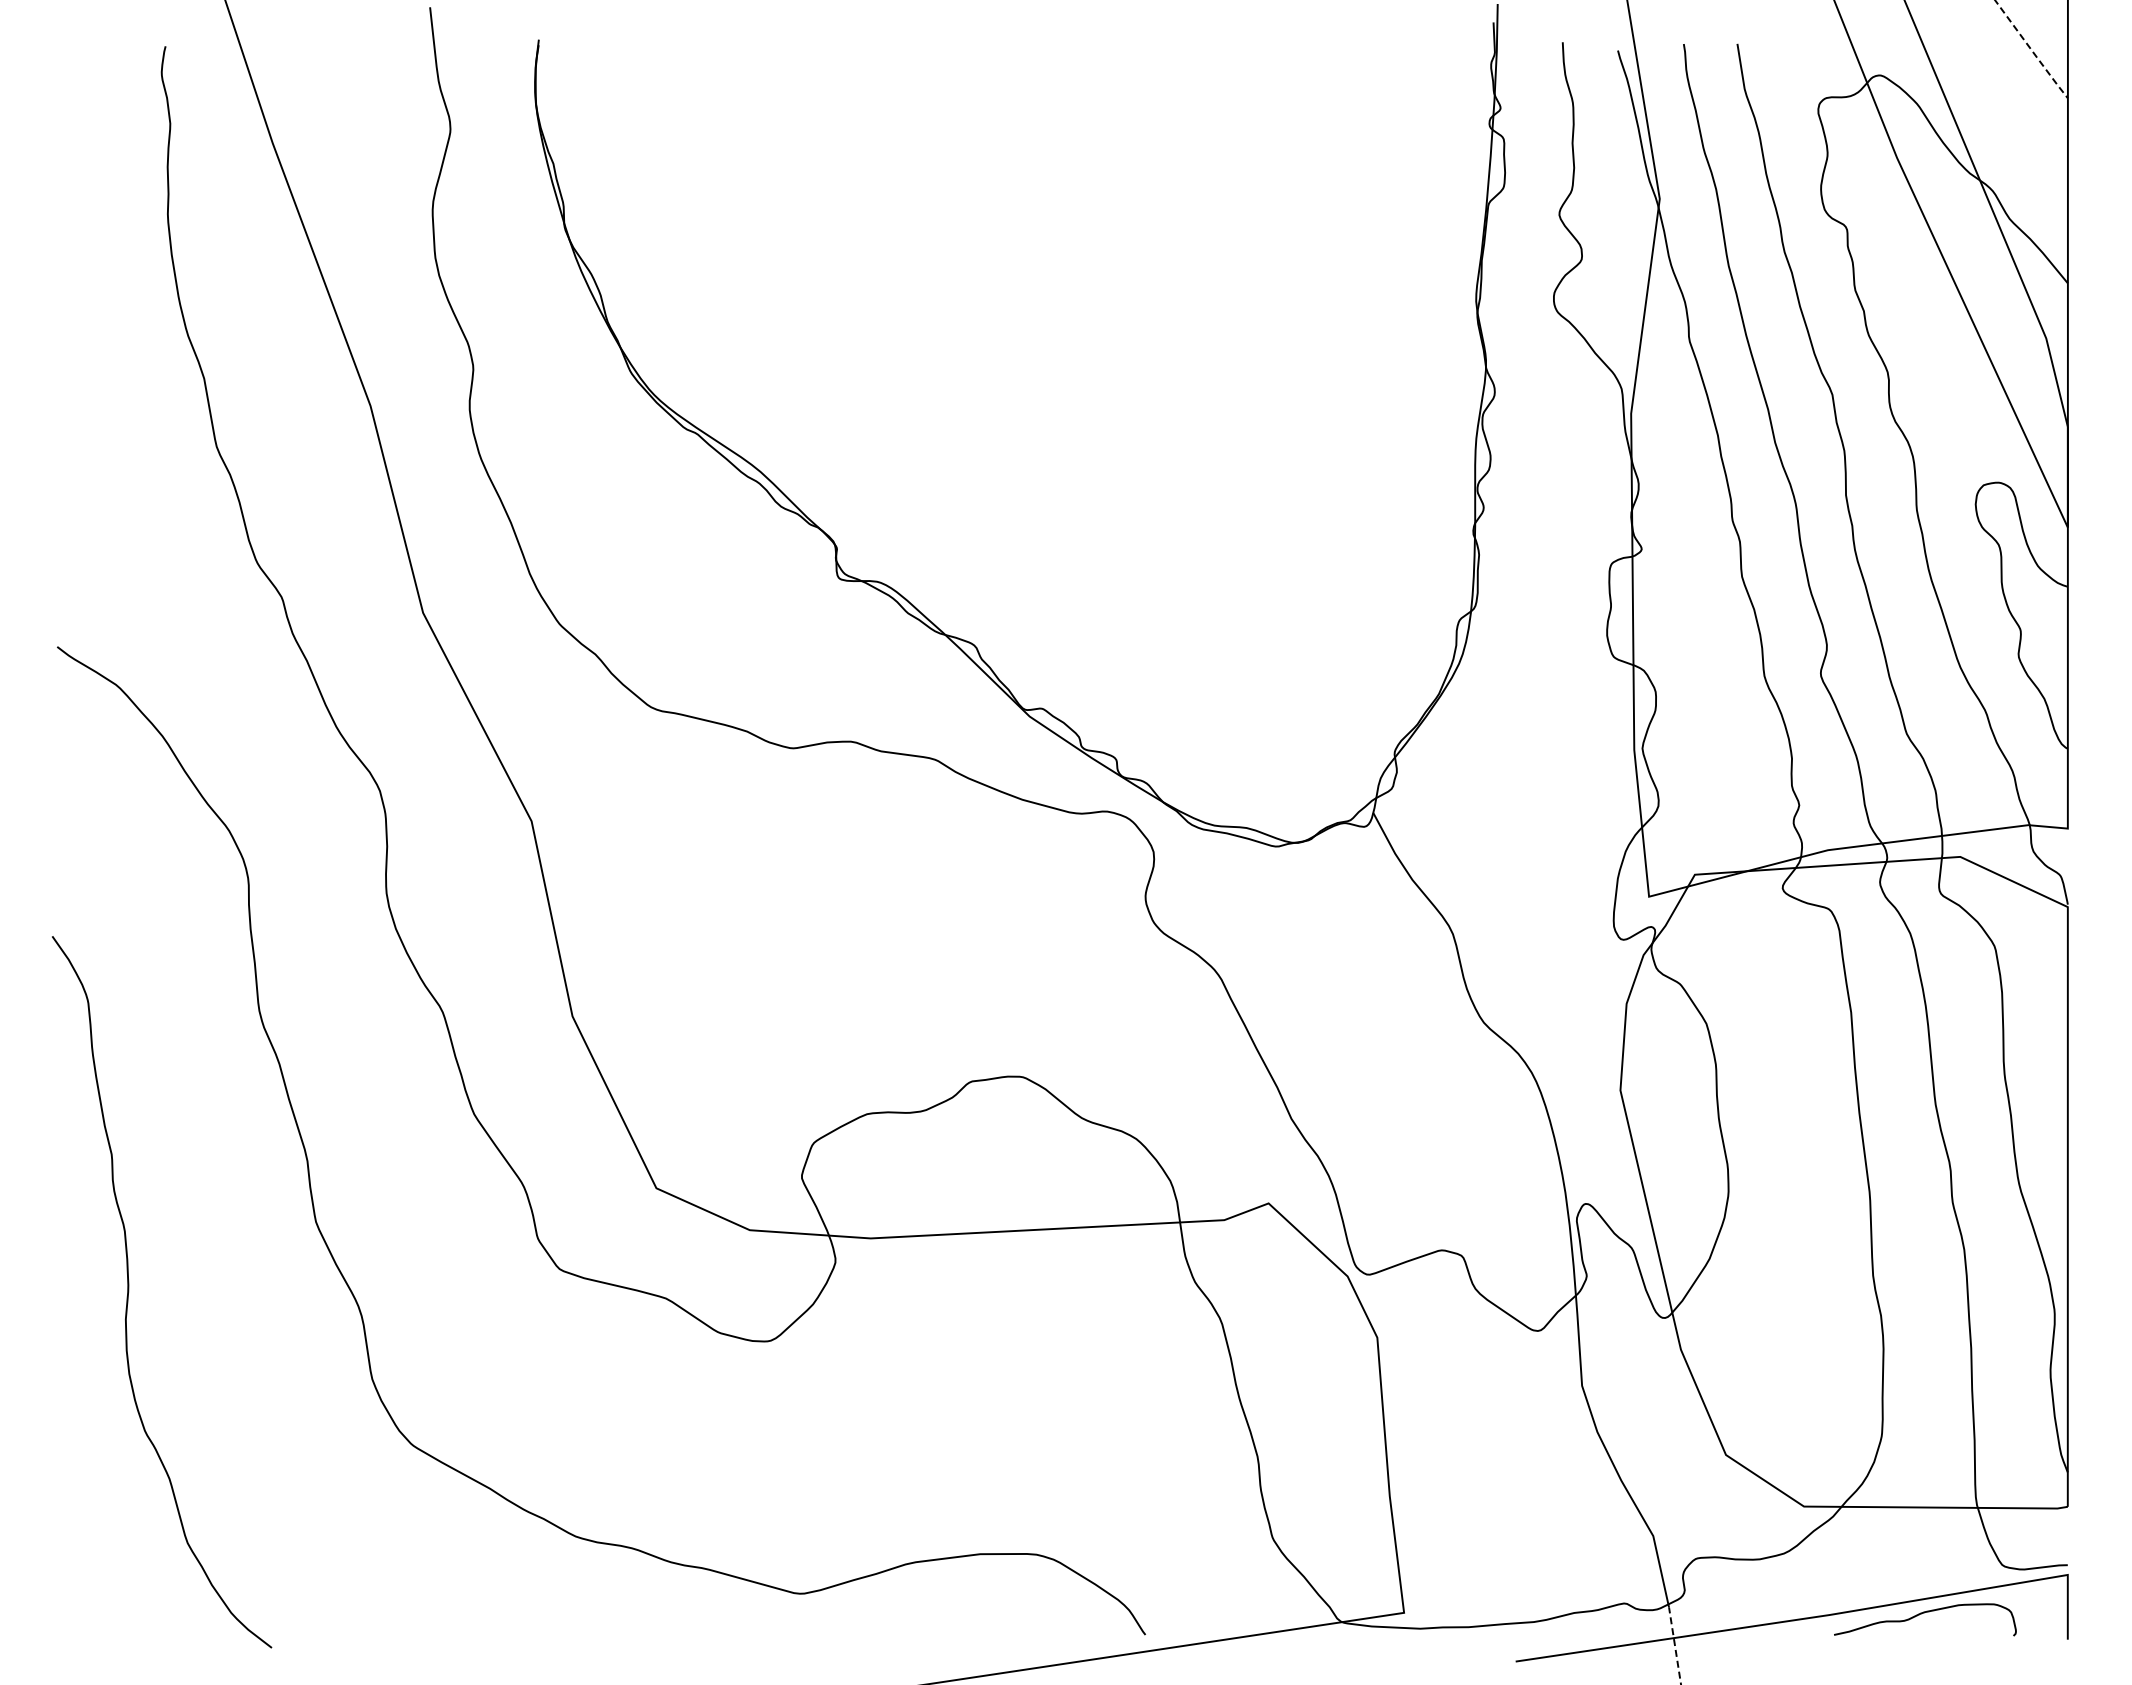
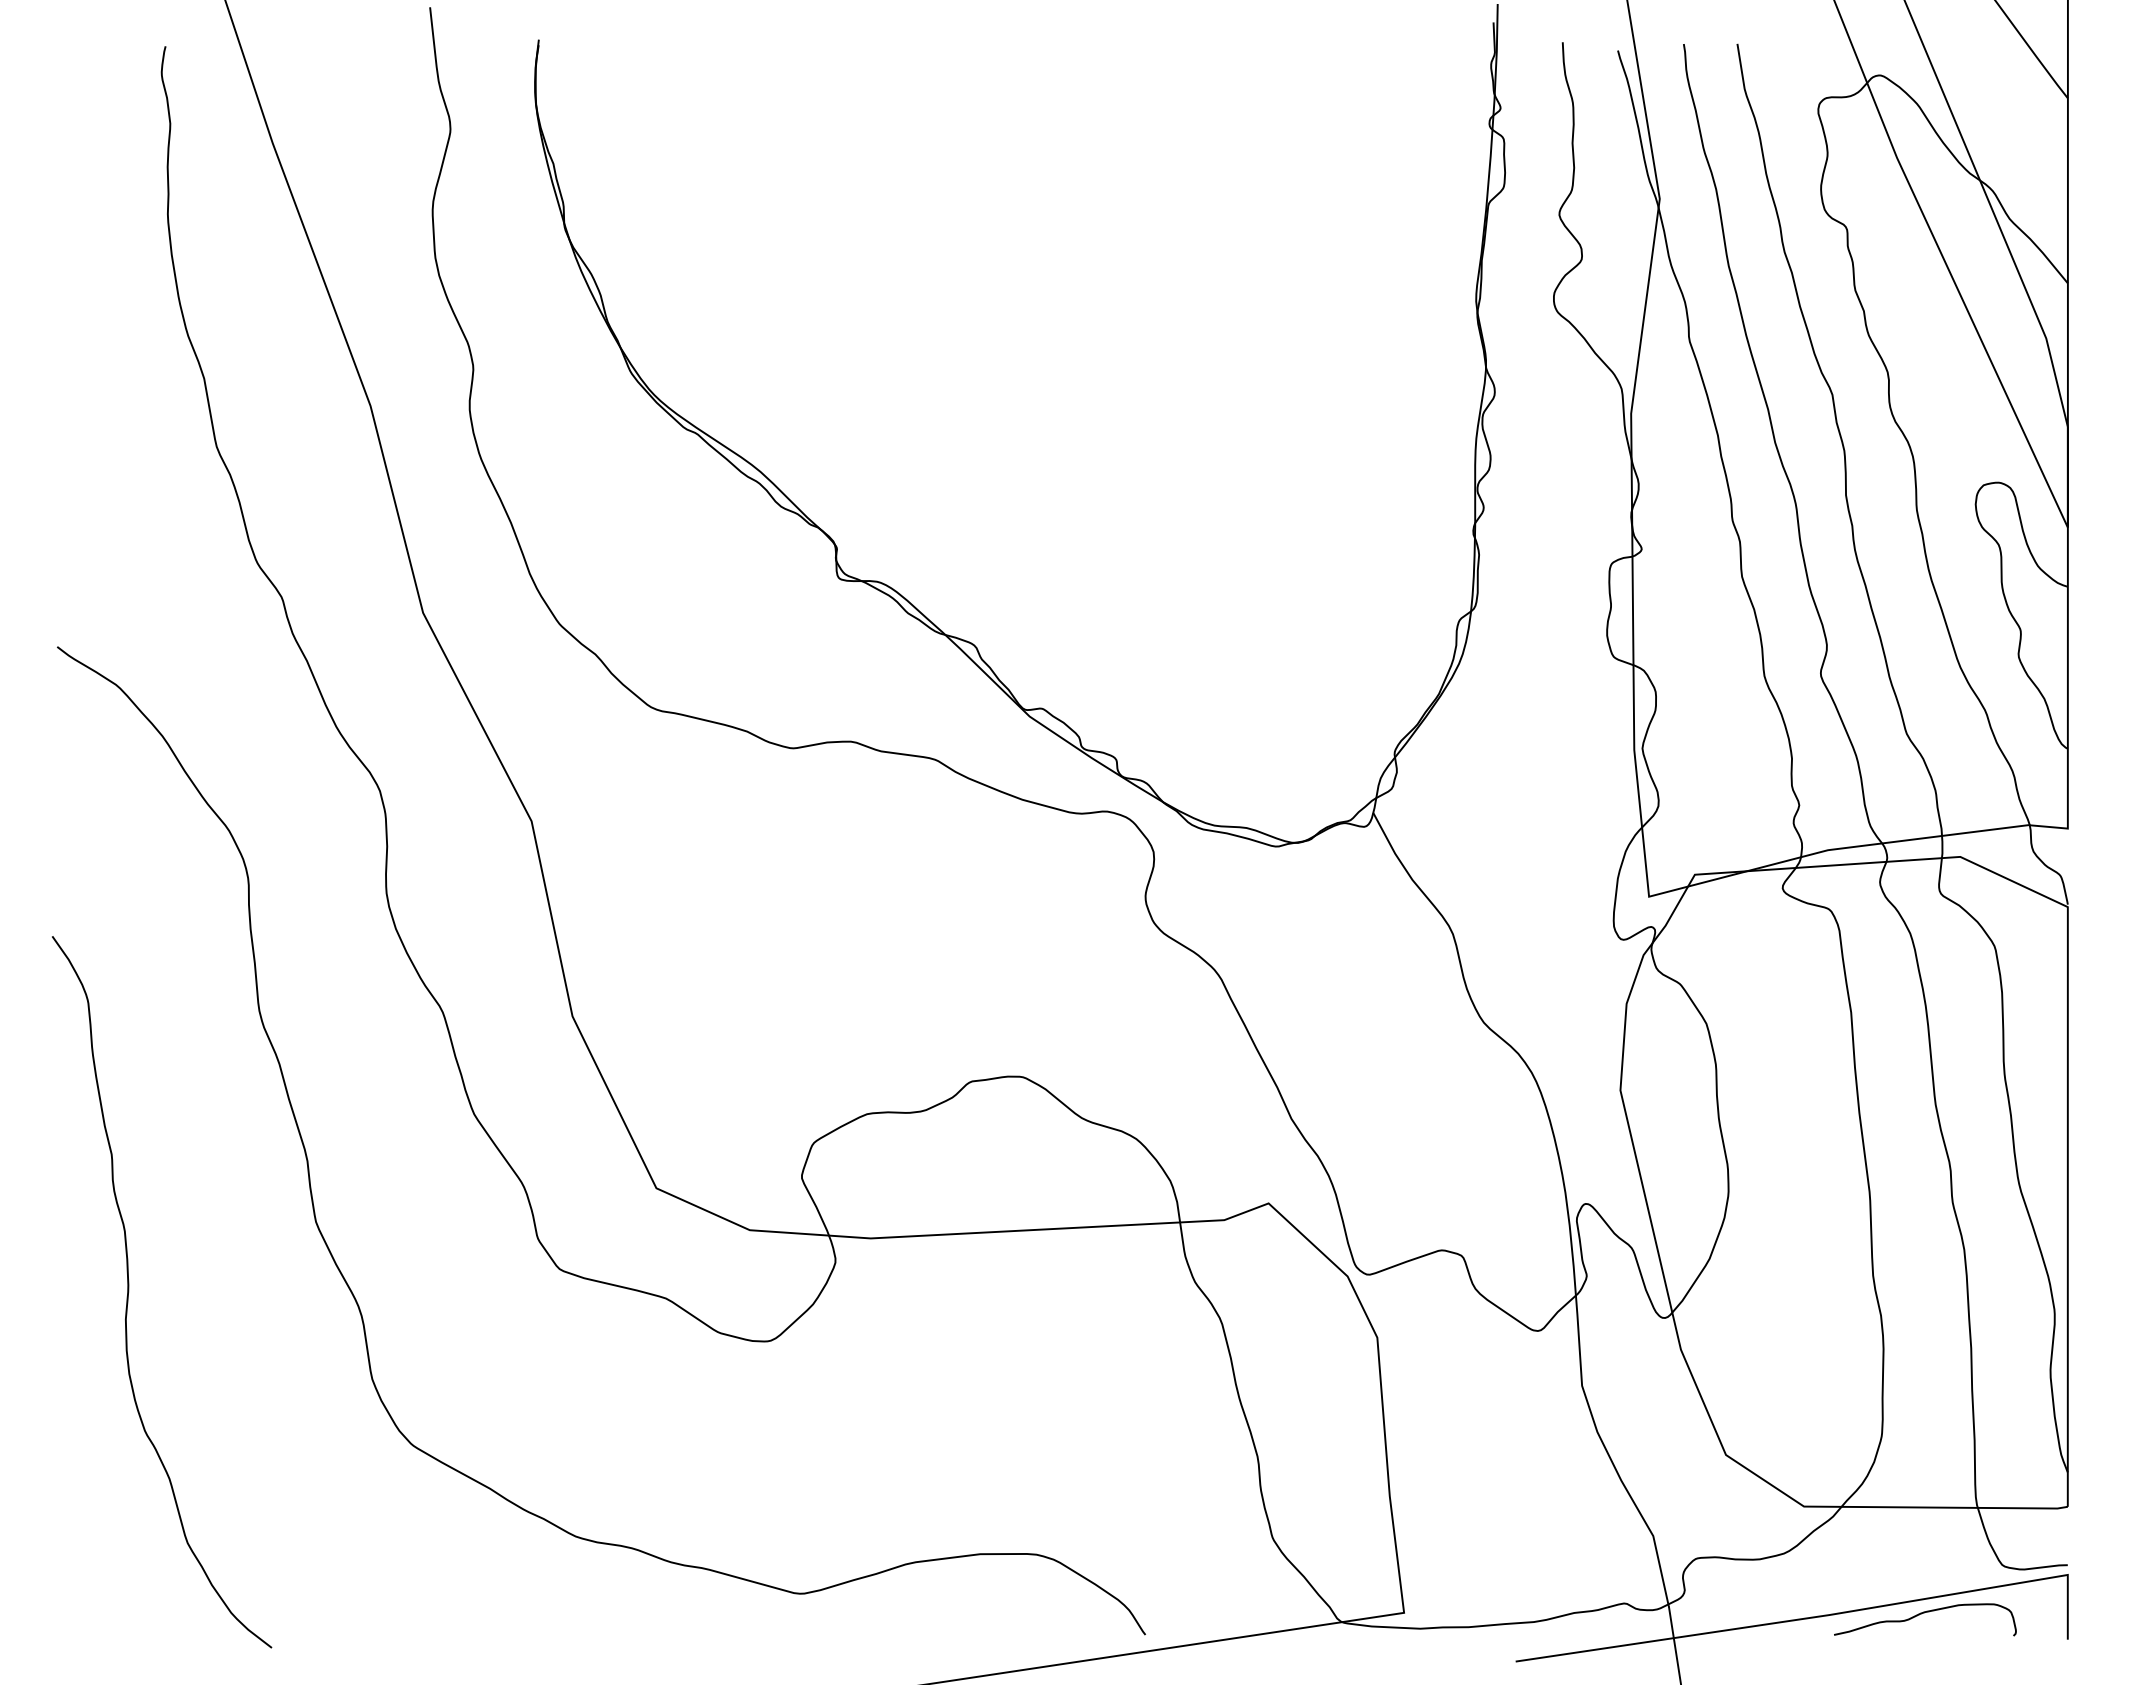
line: dashed -> solid (2032, 51)
line: dashed -> solid (1674, 1645)
